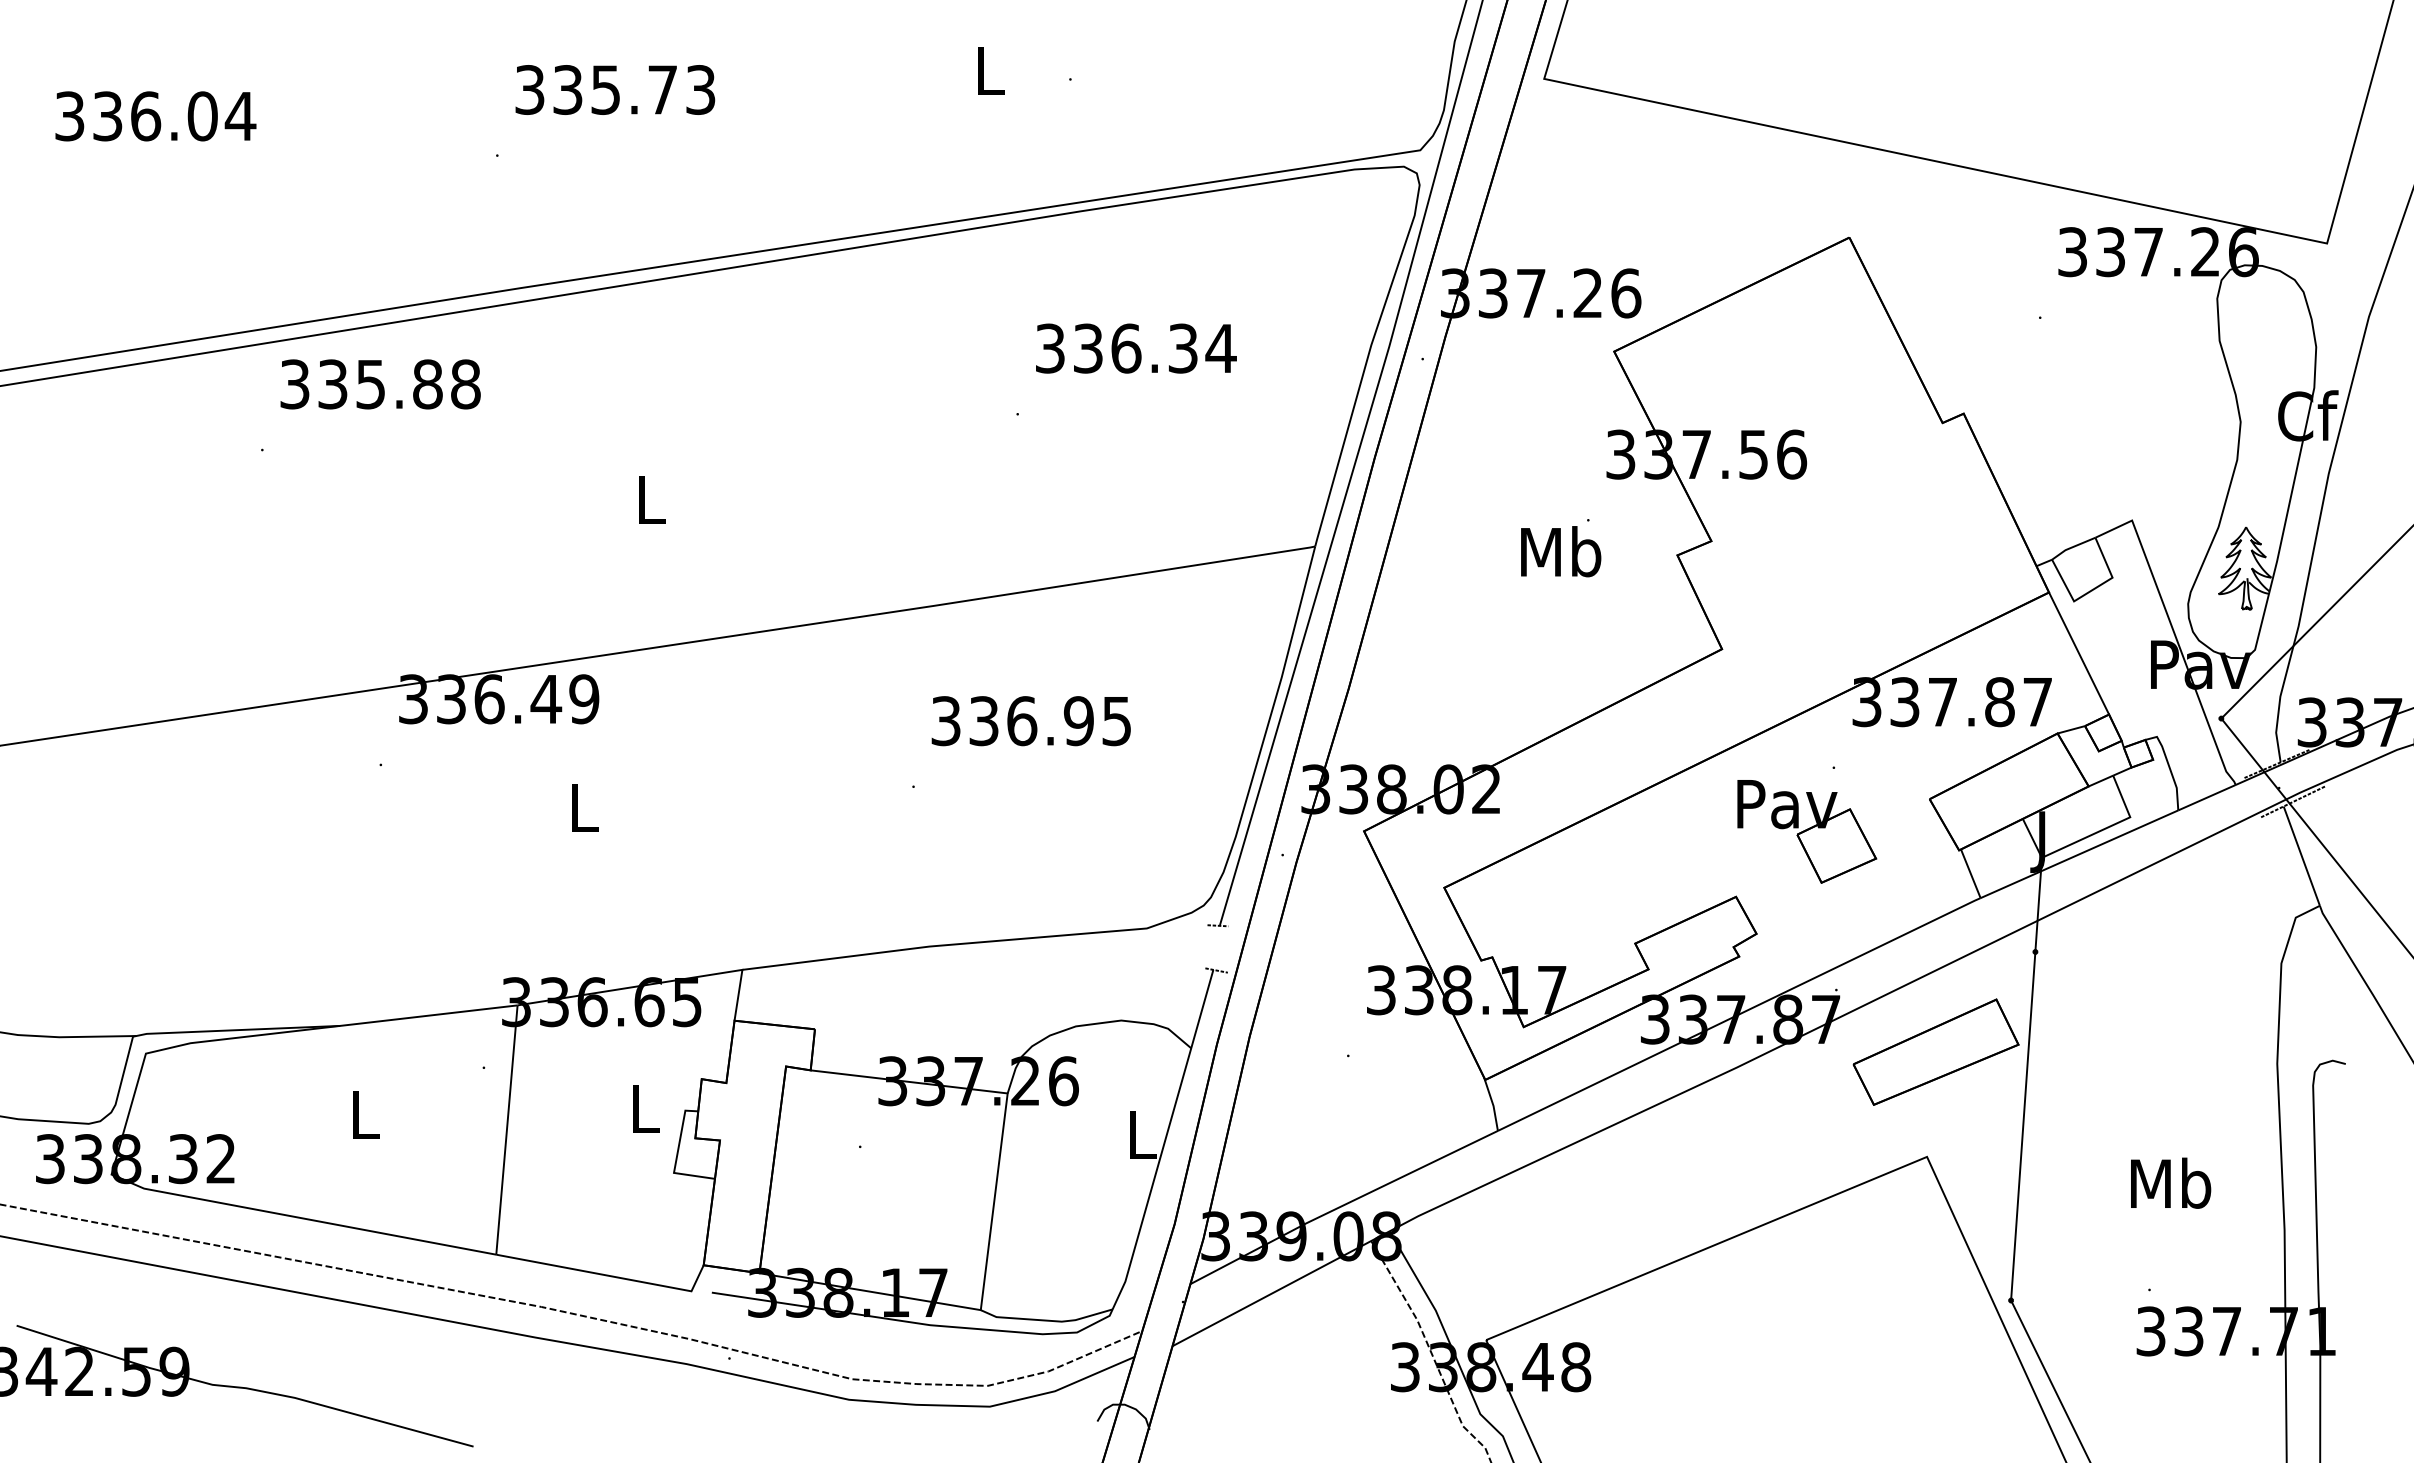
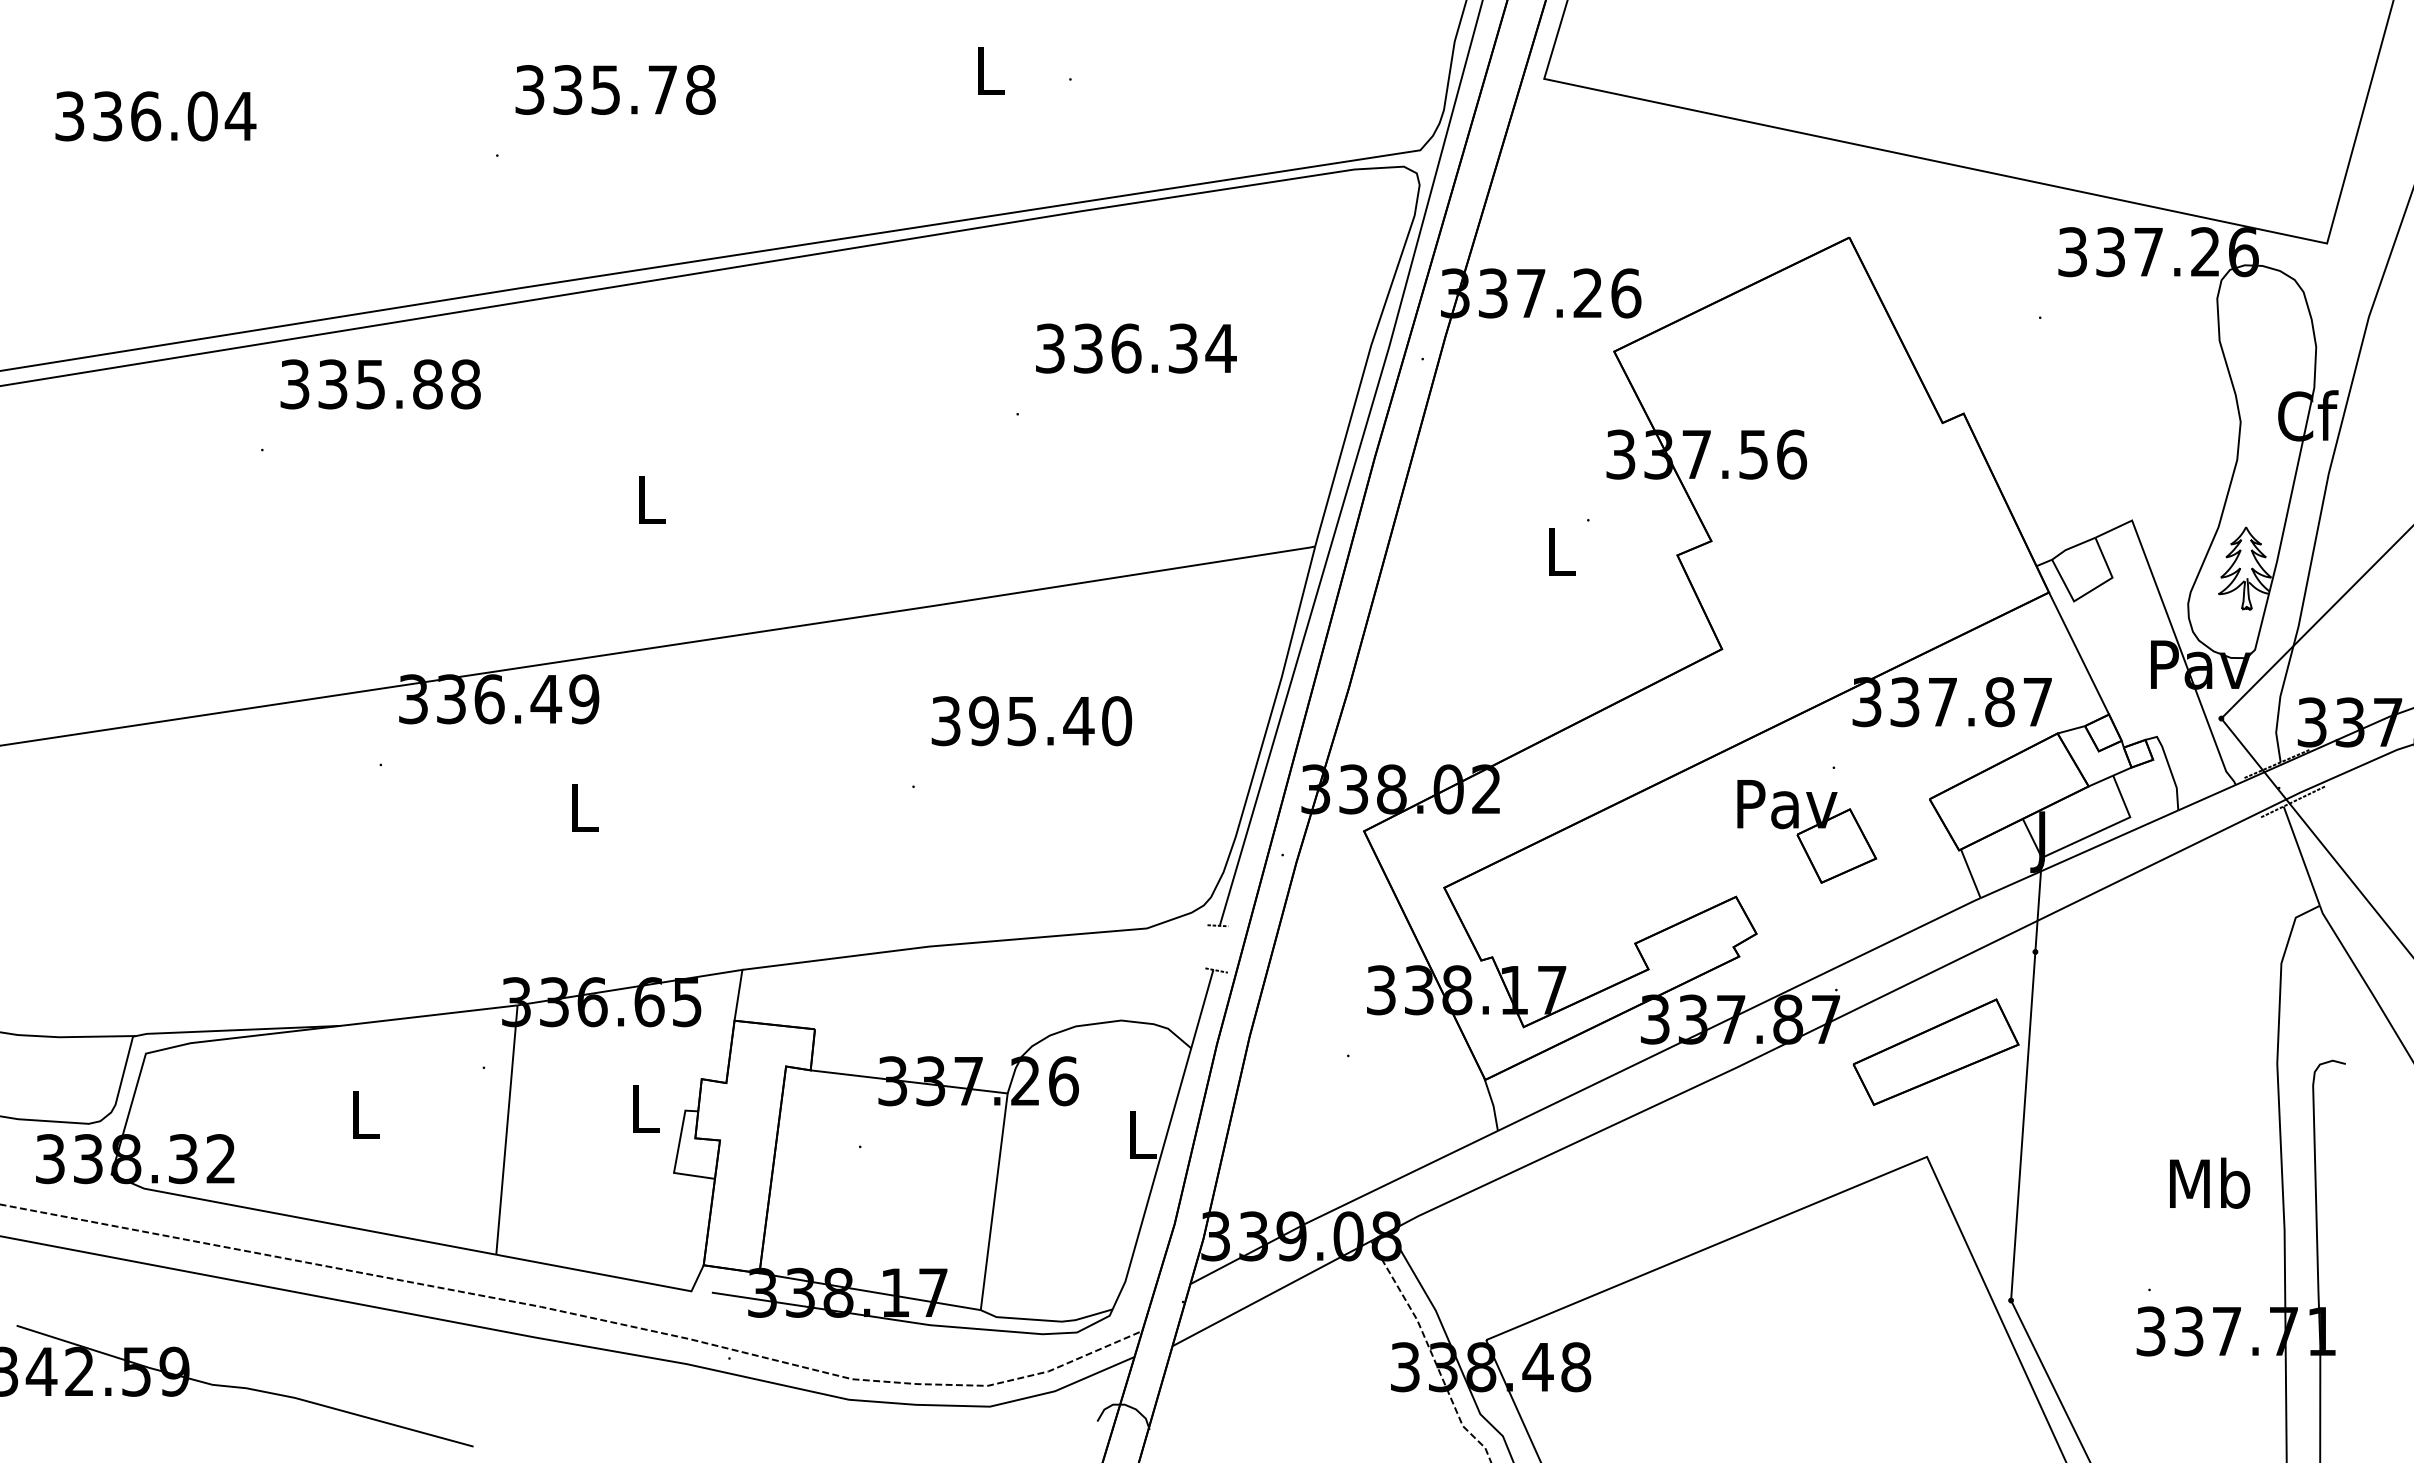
text: 335.73 -> 335.78 (700, 89)
text: Mb -> L (1561, 551)
text: 336.95 -> 395.40 (1050, 721)
text position: (2171, 1182) -> (2210, 1182) (2210, 1182)
